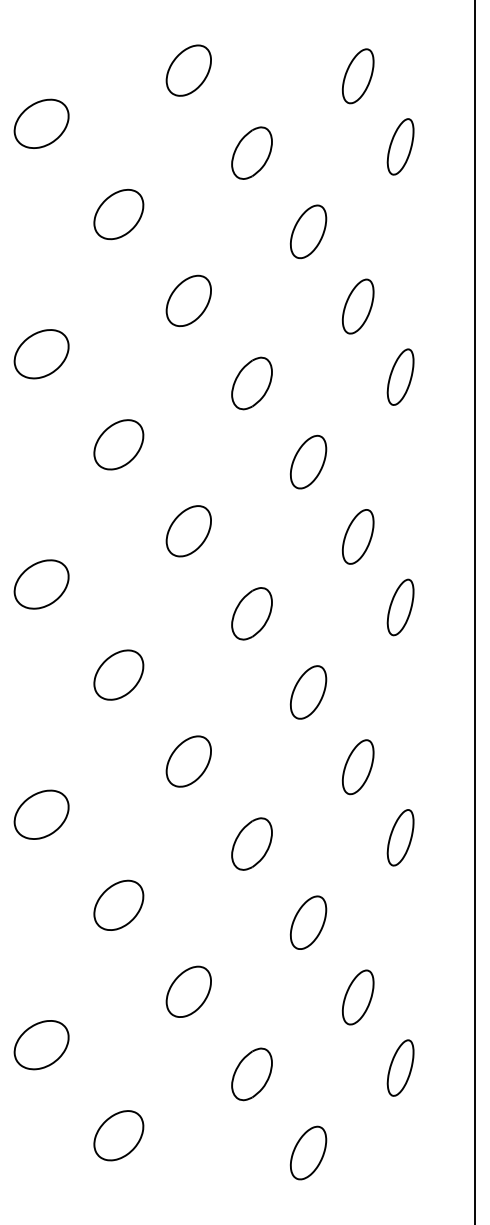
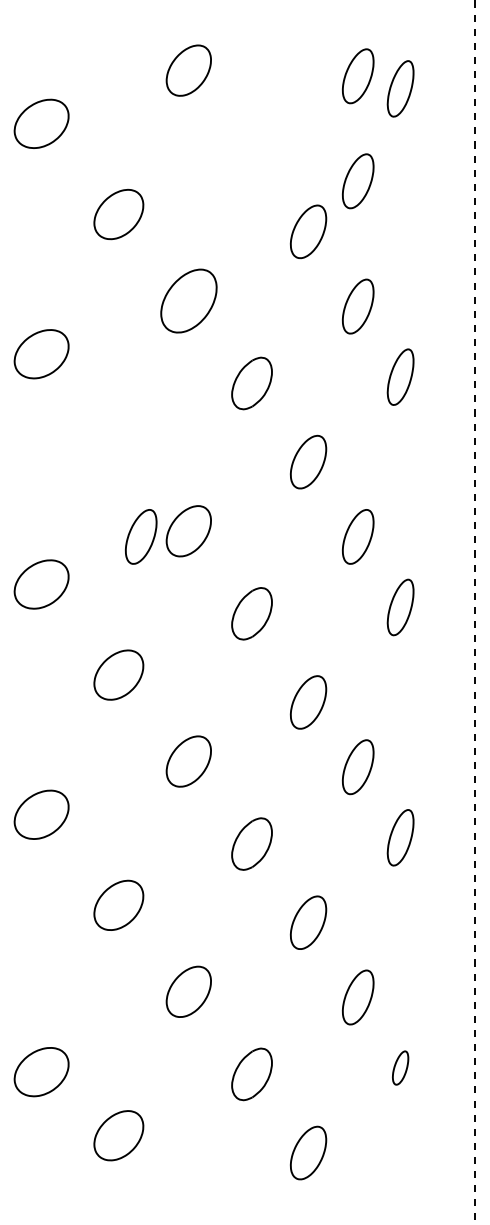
part position: (400, 146) -> (400, 88) (400, 88)
part: present -> none (251, 152)
part: none -> present (357, 181)
part size: 47x53 px -> 58x66 px (188, 300)
part: present -> none (118, 444)
part: none -> present (141, 536)
line: solid -> dashed (475, 611)
part position: (308, 692) -> (308, 702) (308, 702)
part position: (41, 1045) -> (41, 1072) (41, 1072)
part size: 29x58 px -> 18x36 px (400, 1067)
